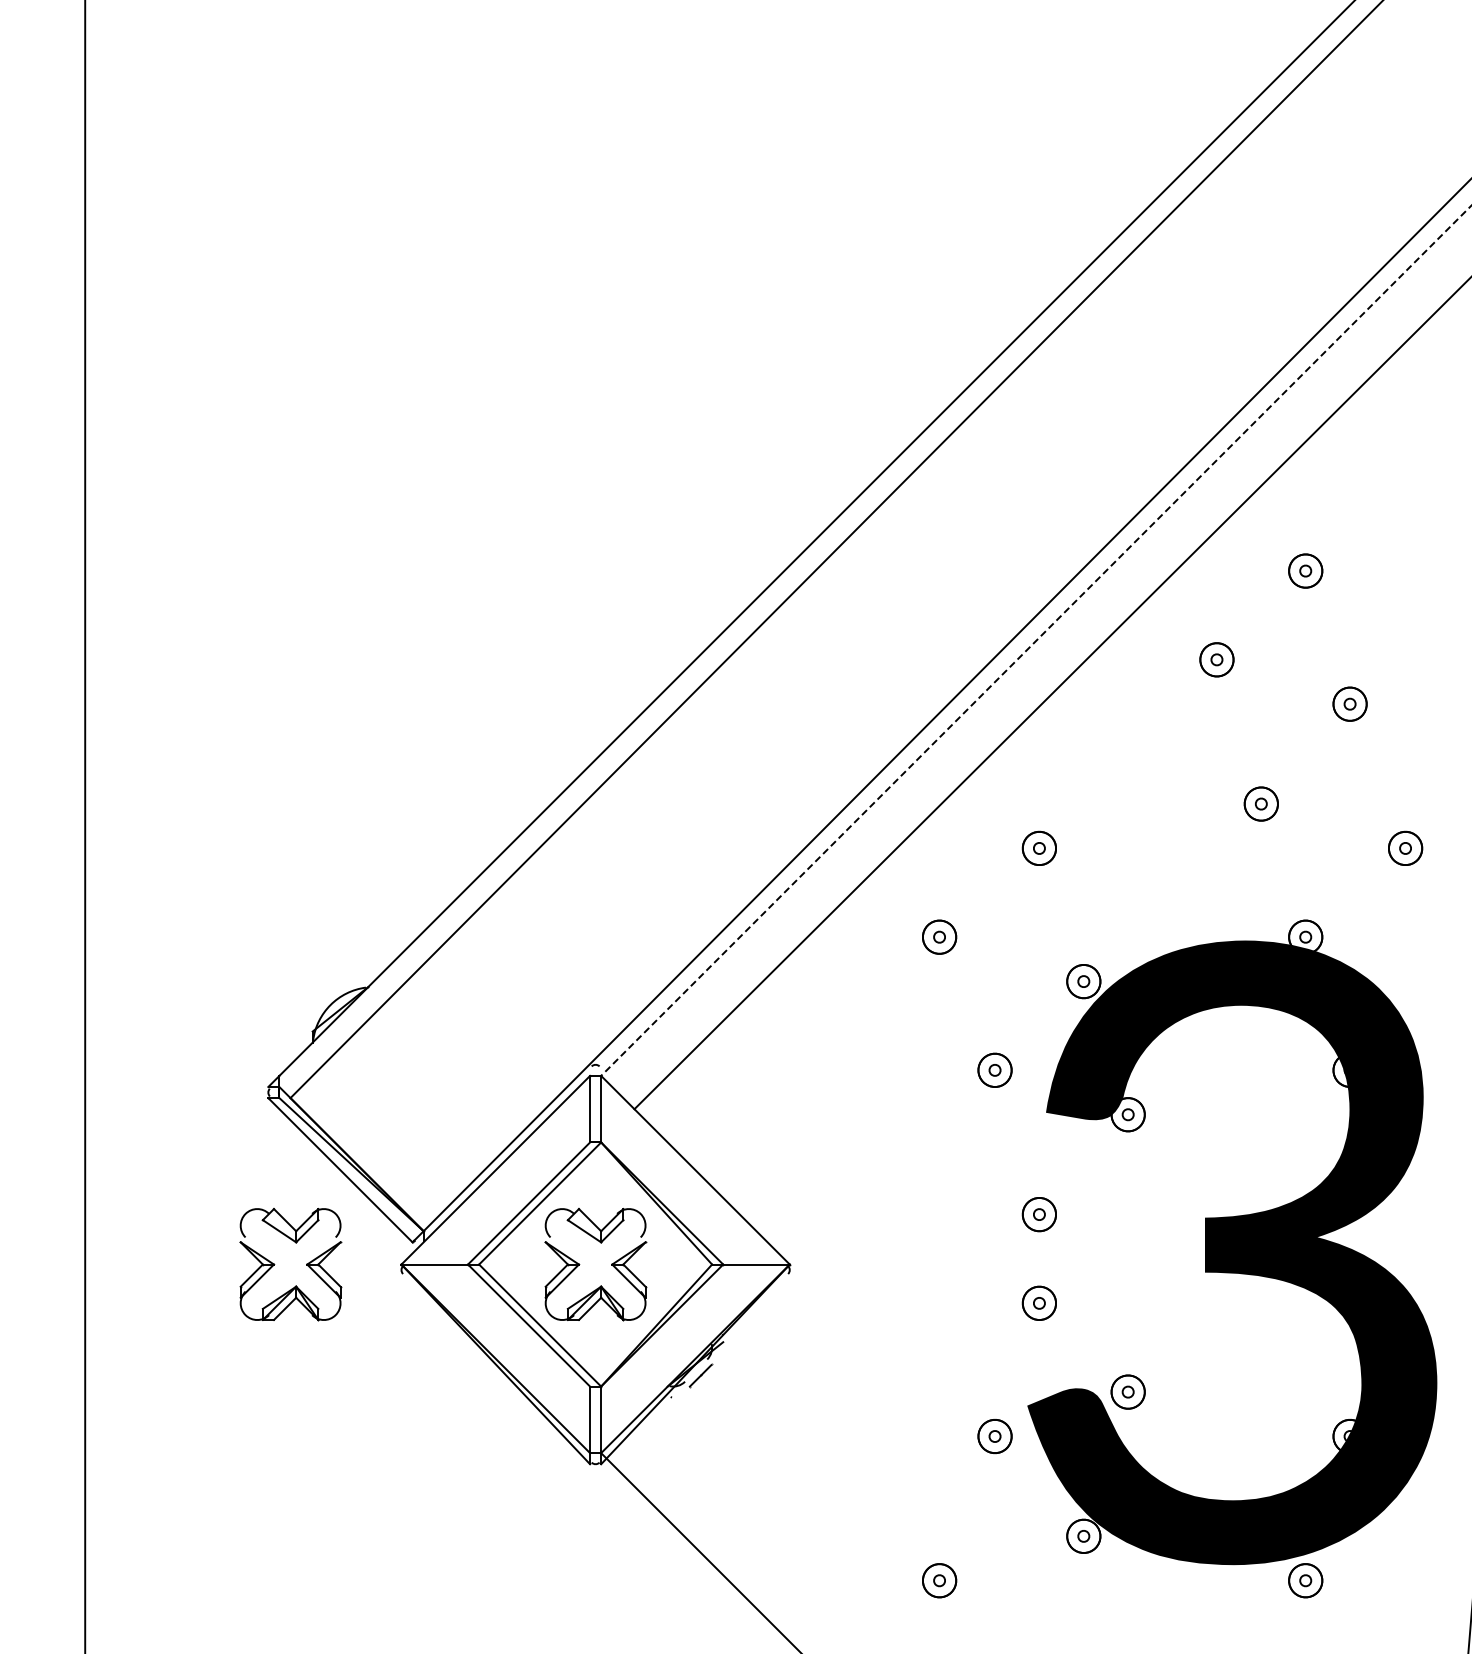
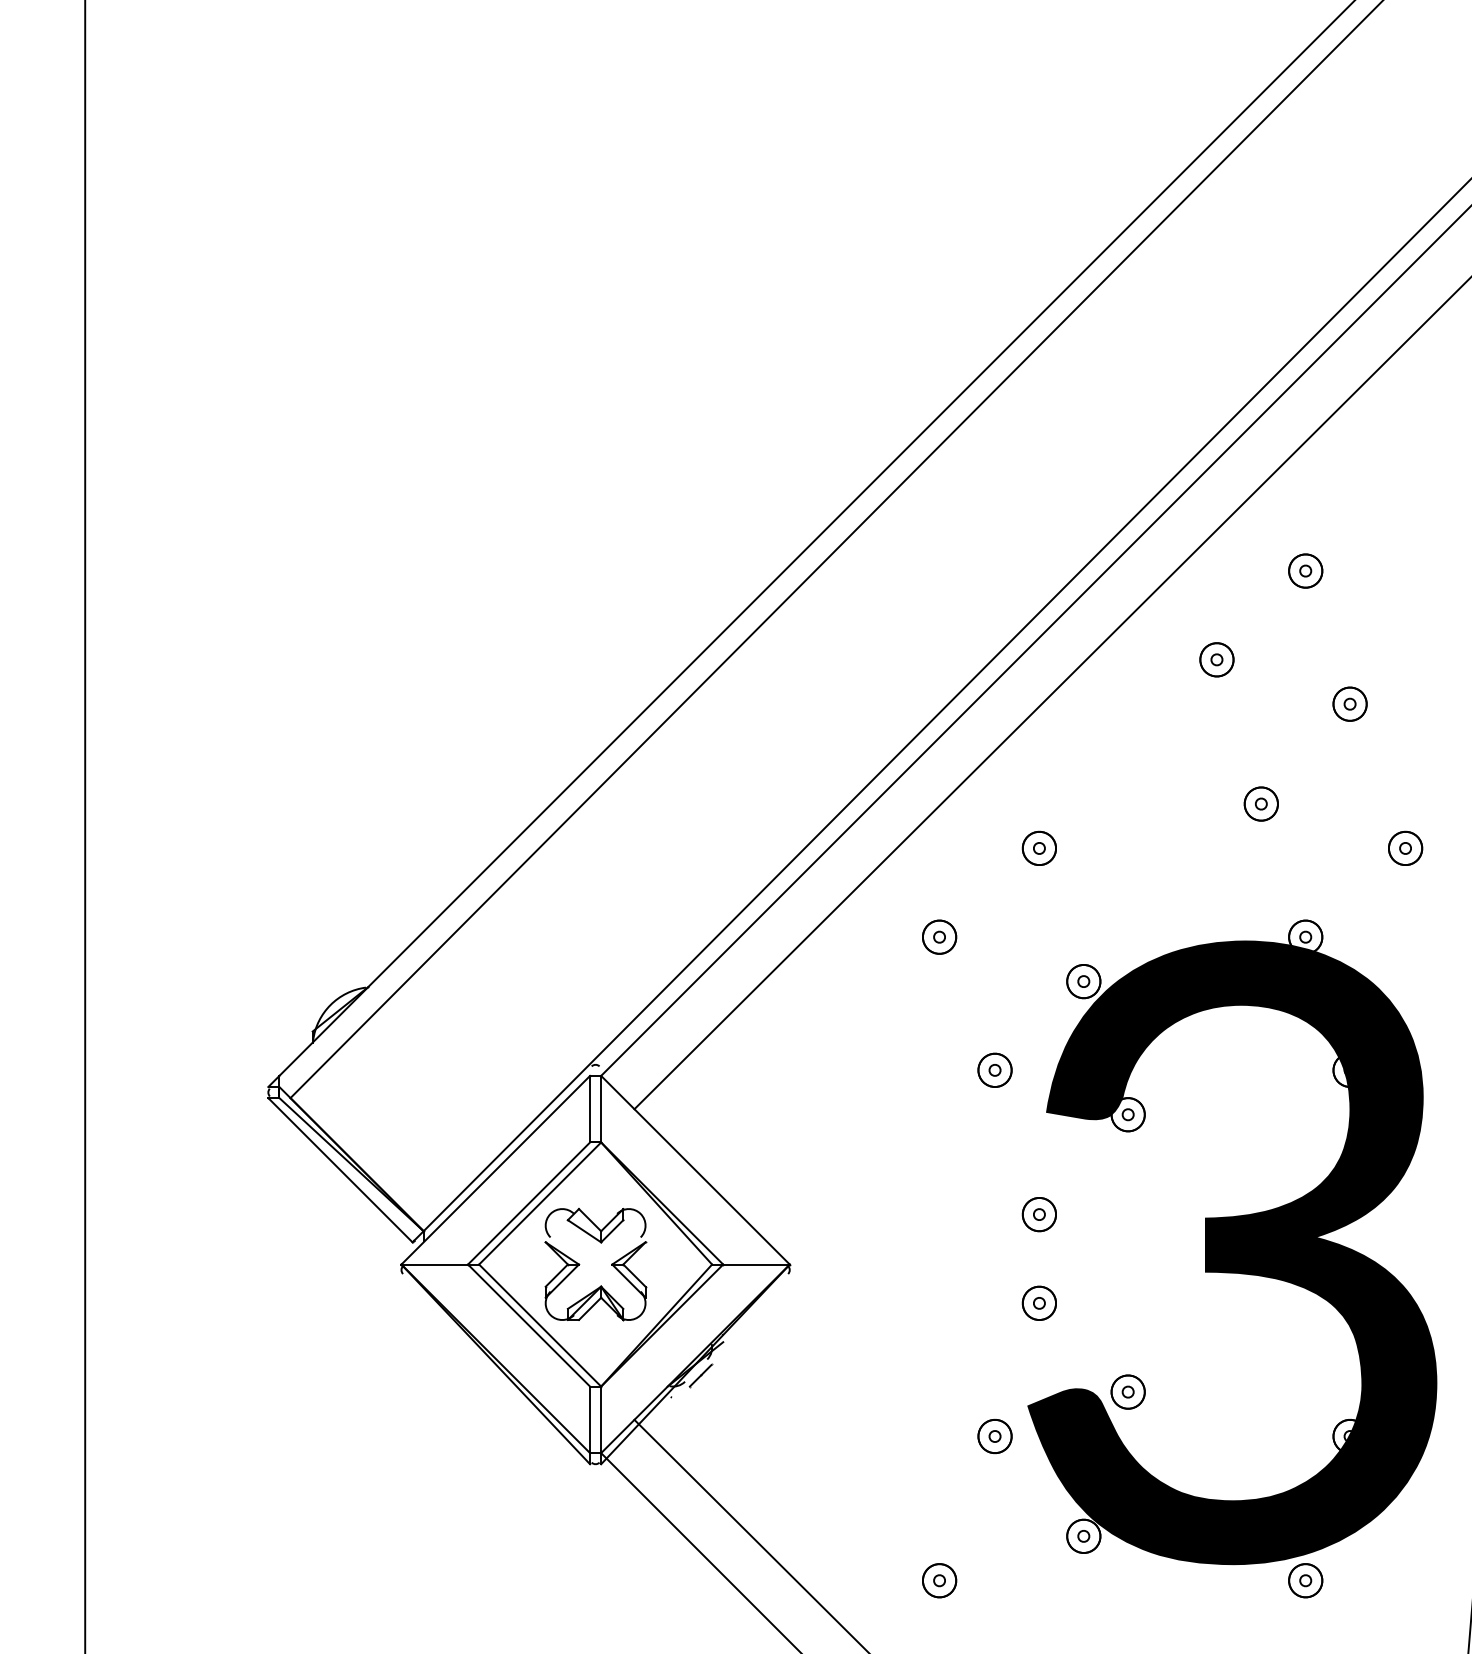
line: dashed -> solid (1036, 641)
part: present -> none (275, 1264)
line: none -> present (750, 1534)
